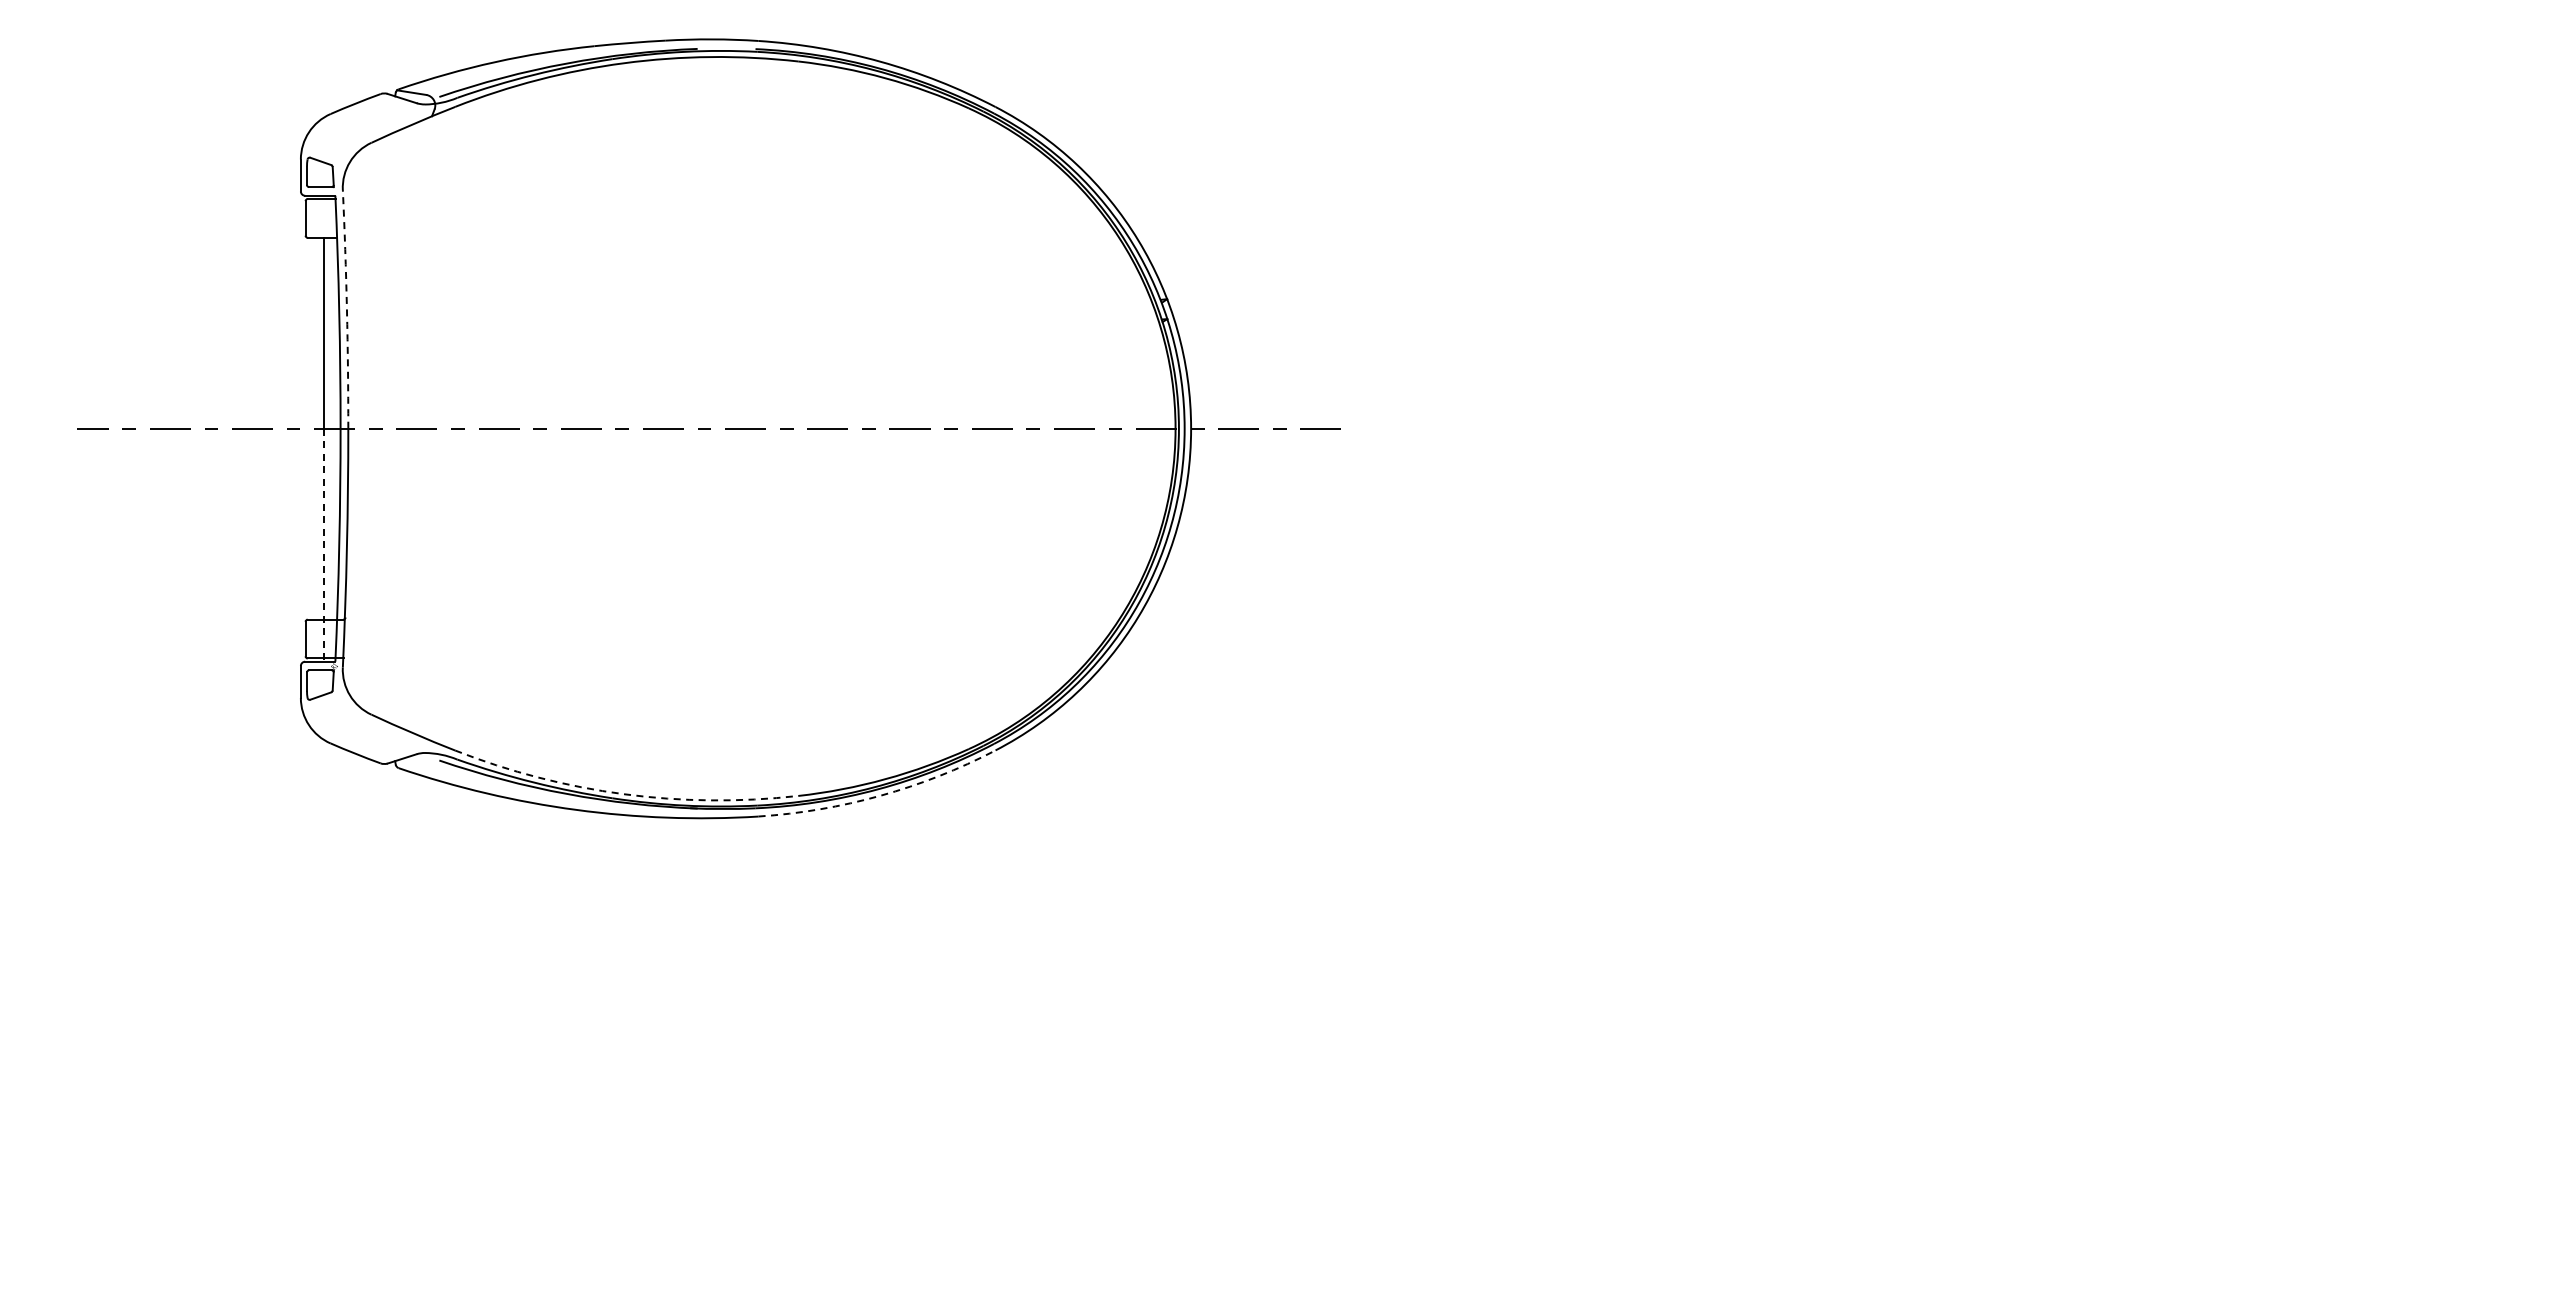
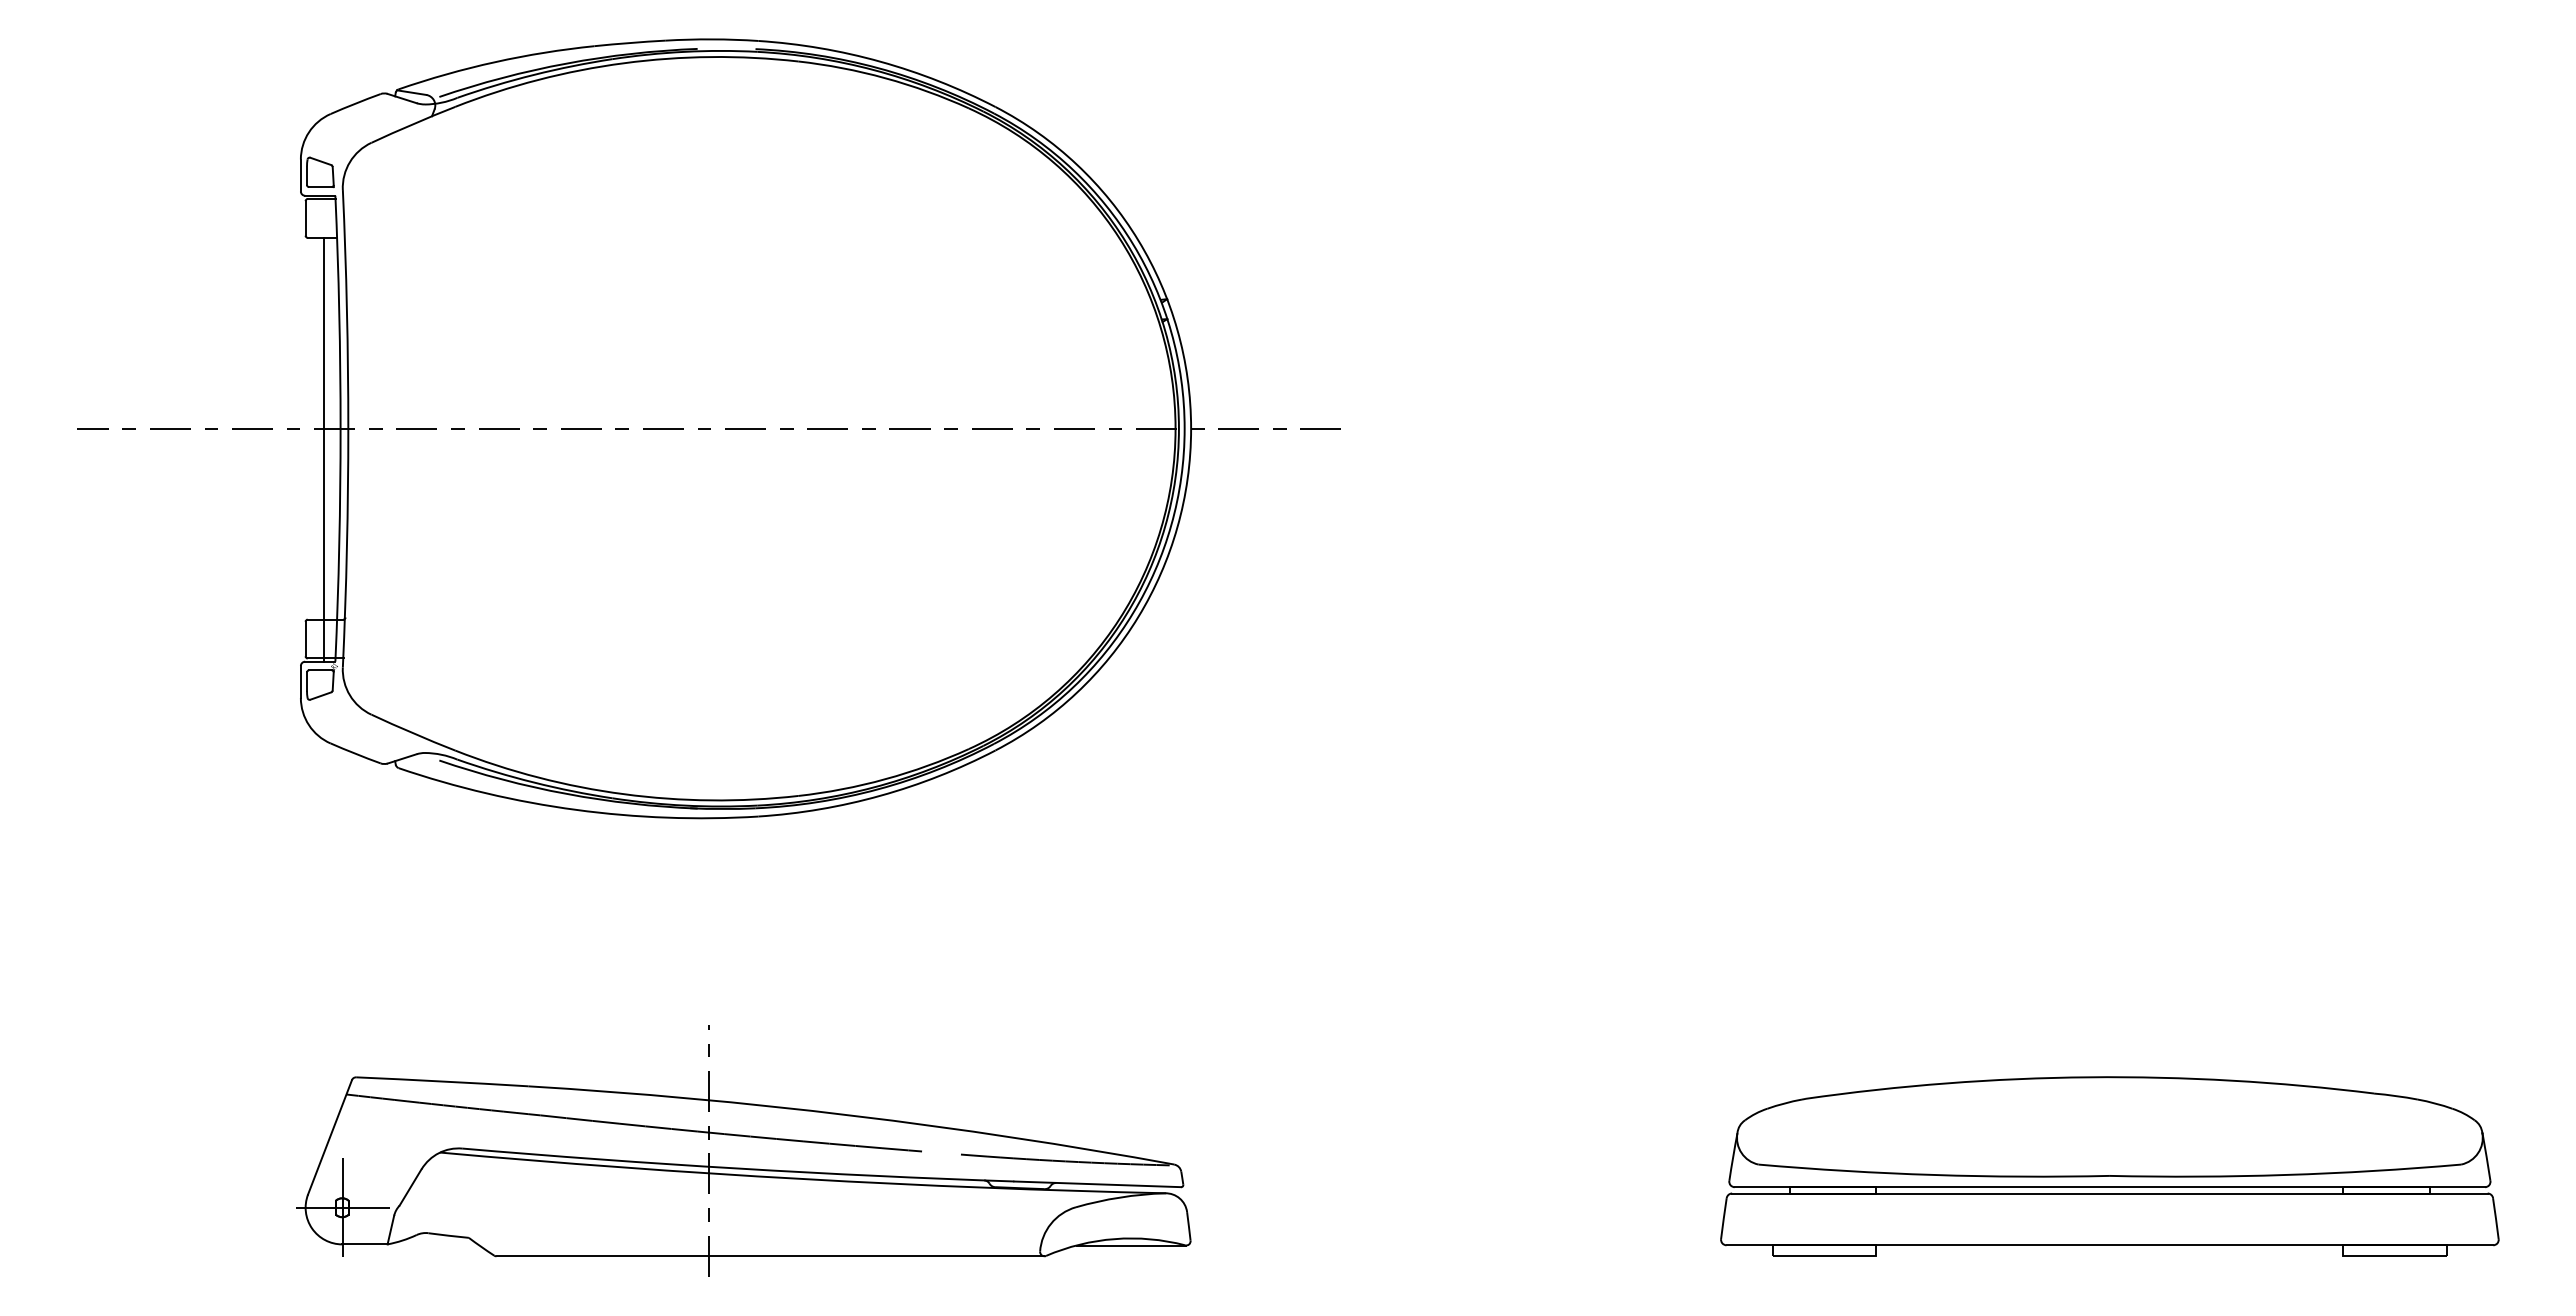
arc: dashed -> solid (346, 309)
line: dashed -> solid (324, 545)
arc: dashed -> solid (623, 794)
arc: dashed -> solid (880, 795)
part: none -> present (743, 1150)
part: none -> present (2109, 1166)
